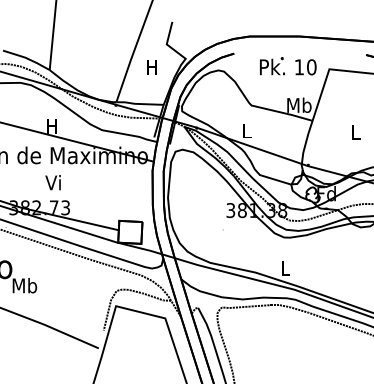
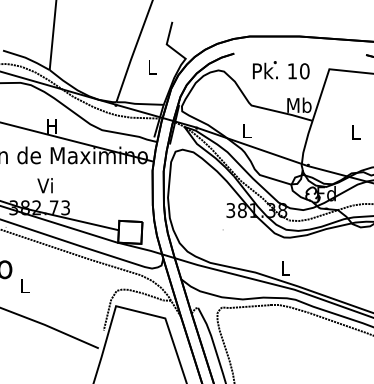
text: H -> L (151, 67)
part position: (284, 72) -> (277, 76) (277, 76)
text position: (52, 182) -> (44, 185) (44, 185)
text: Mb -> L (24, 285)
